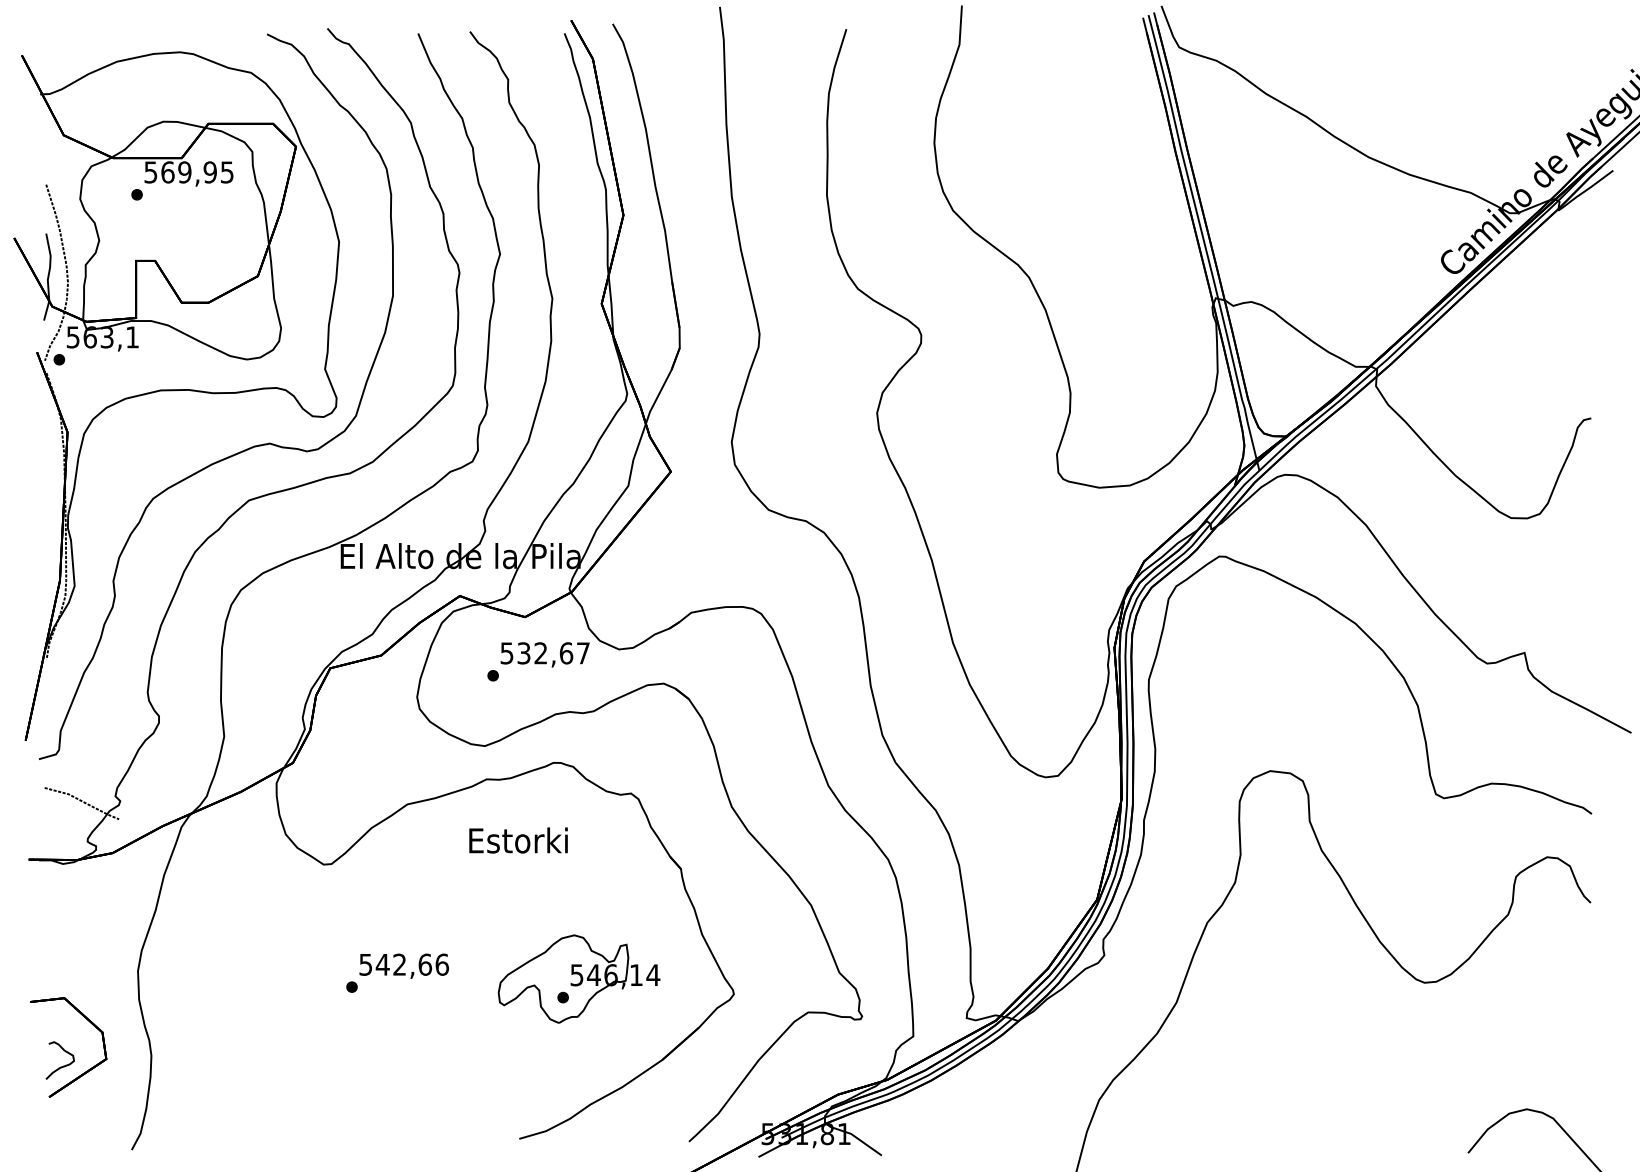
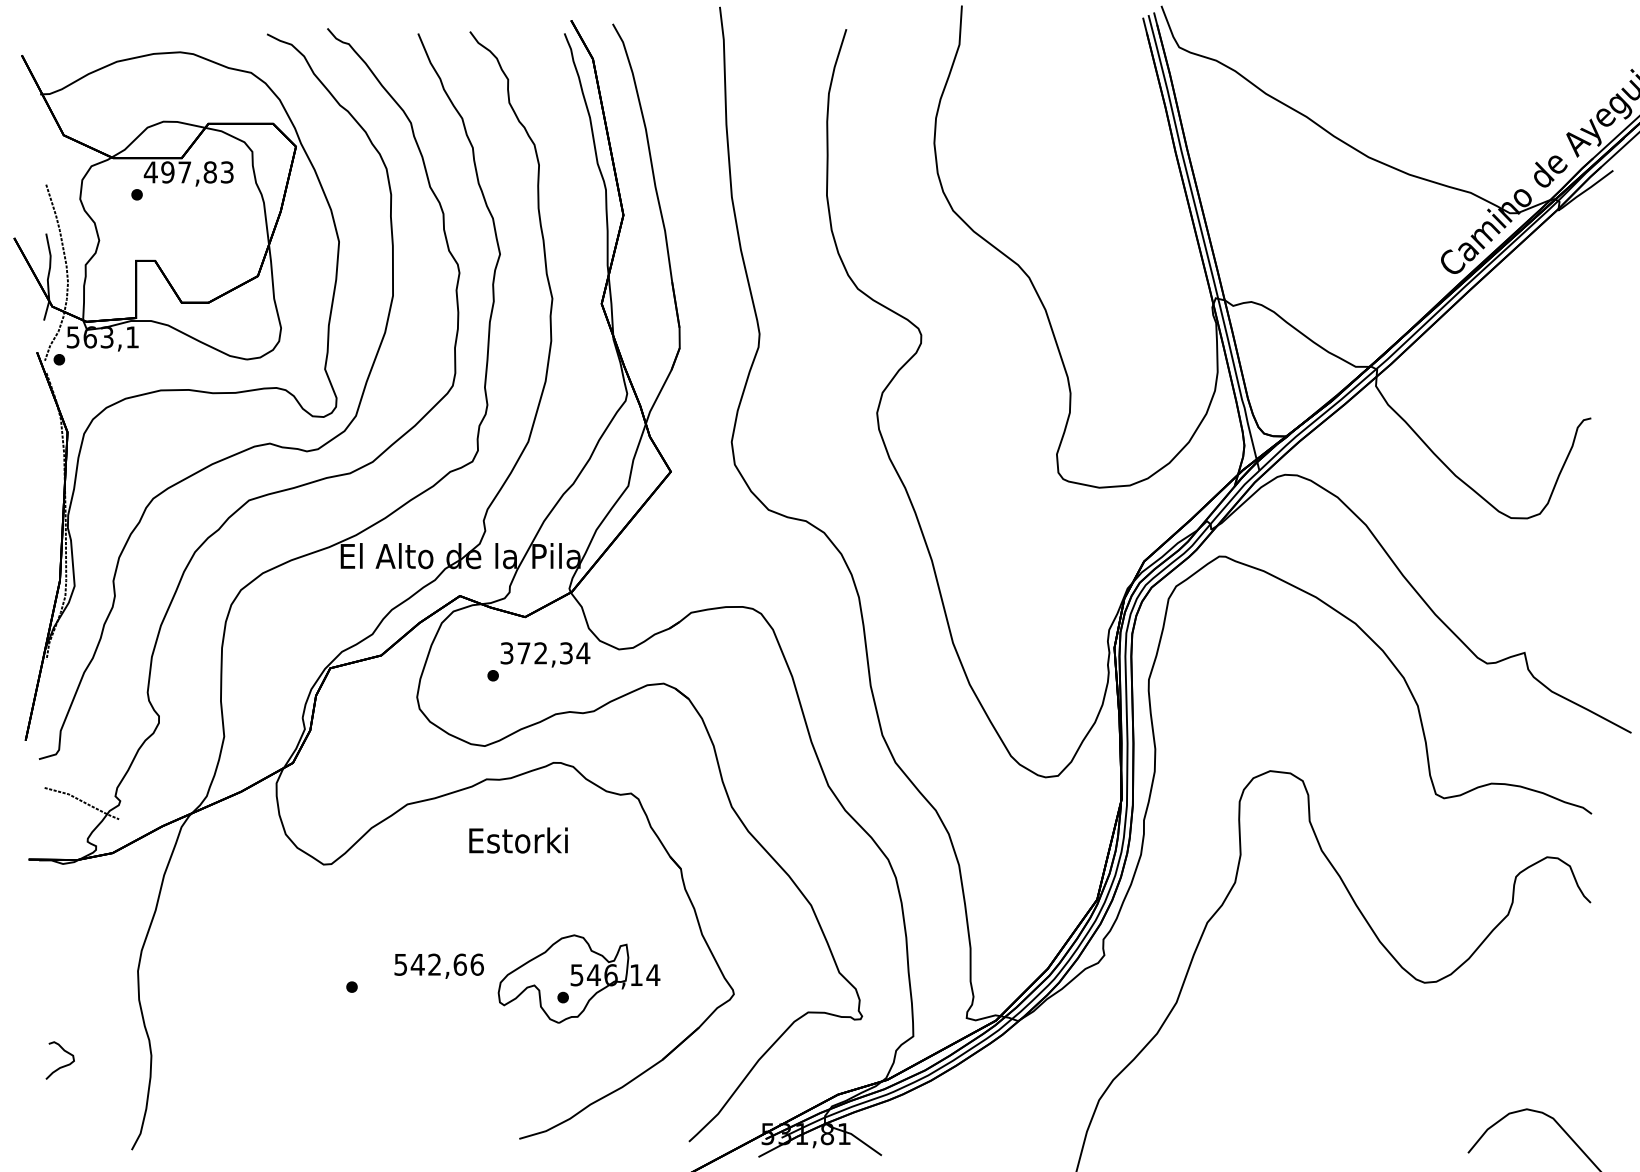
text: 569,95 -> 497,83 (188, 172)
text: 532,67 -> 372,34 (545, 653)
text position: (403, 965) -> (438, 965) (438, 965)
part: present -> none (85, 1071)
